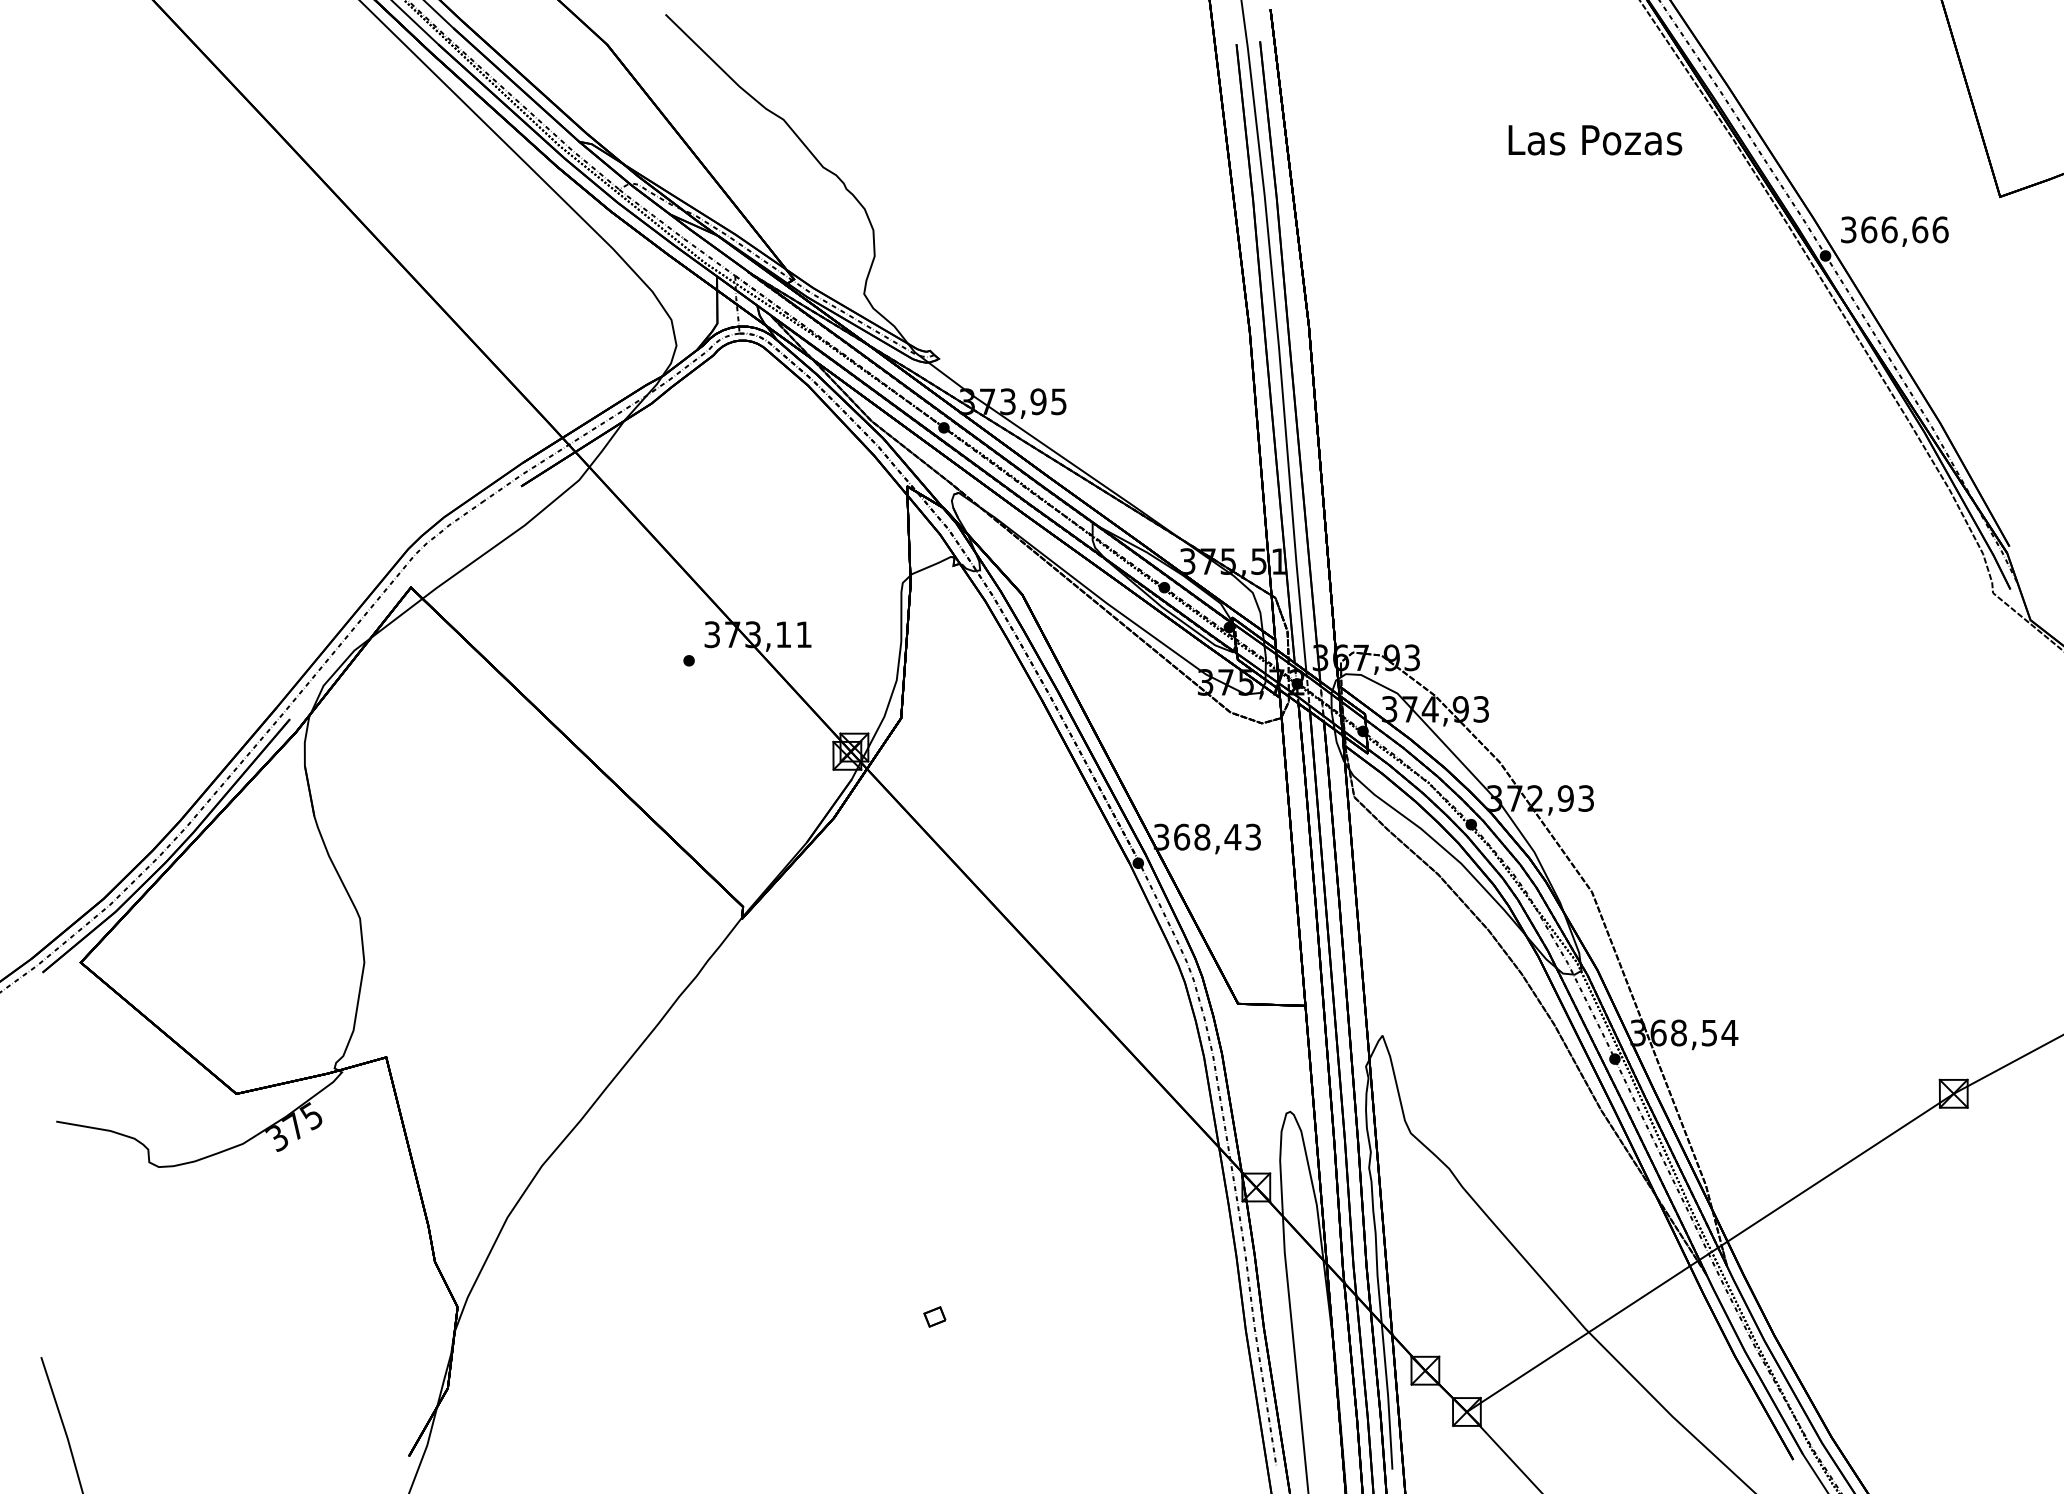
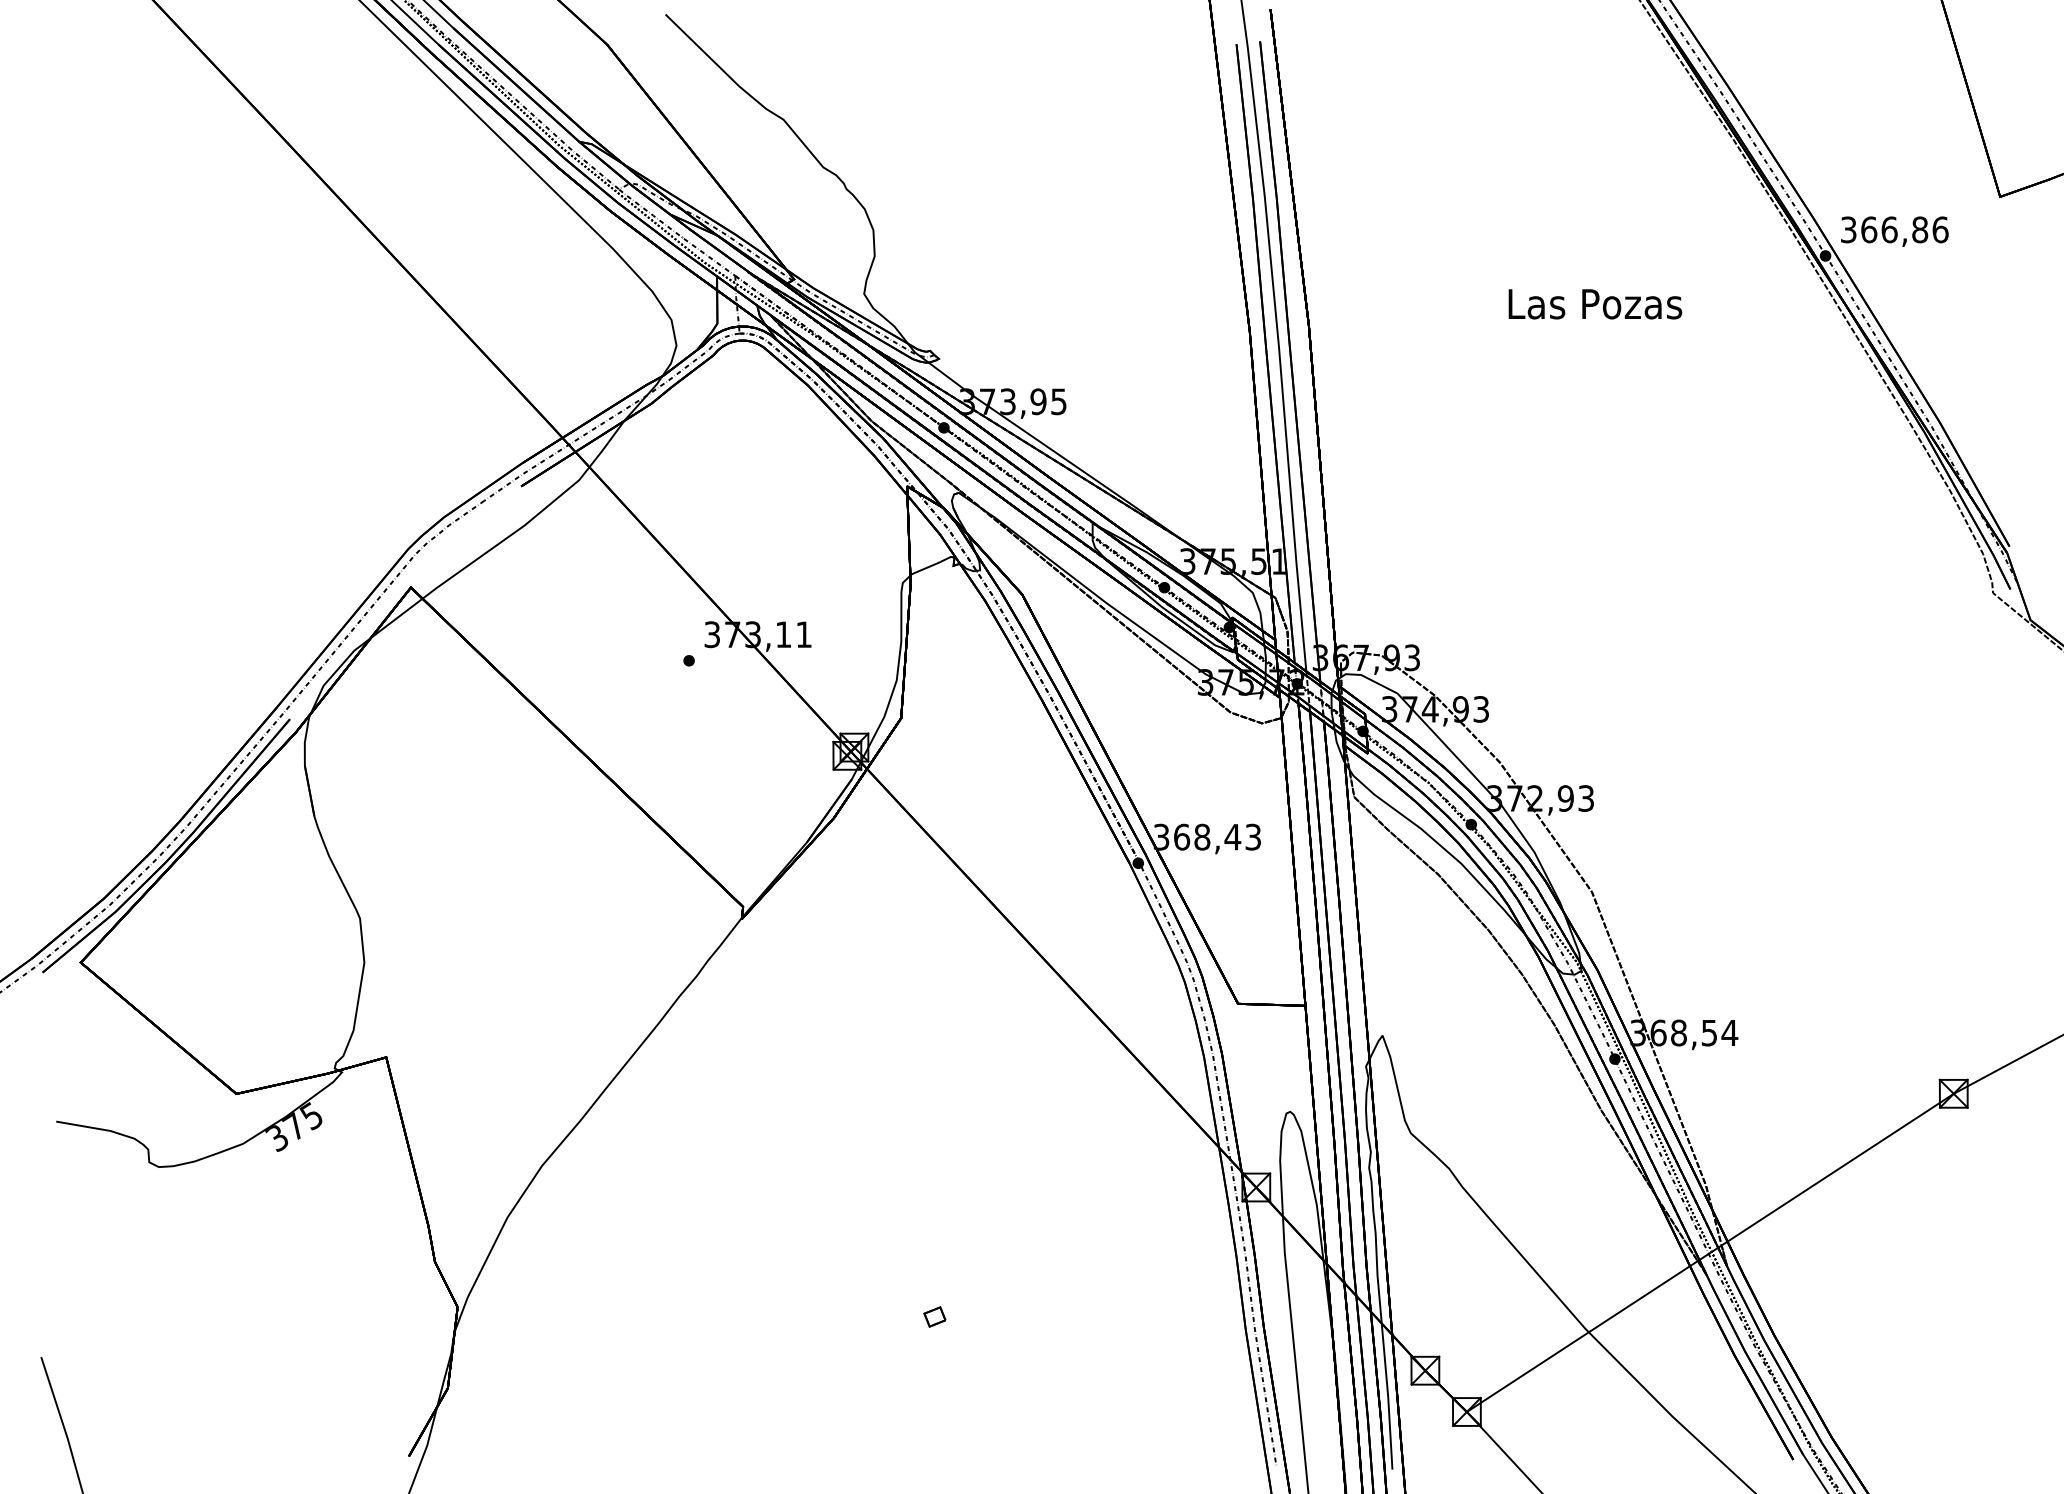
text position: (1595, 140) -> (1595, 304) (1595, 304)
text: 366,66 -> 366,86 (1920, 229)
